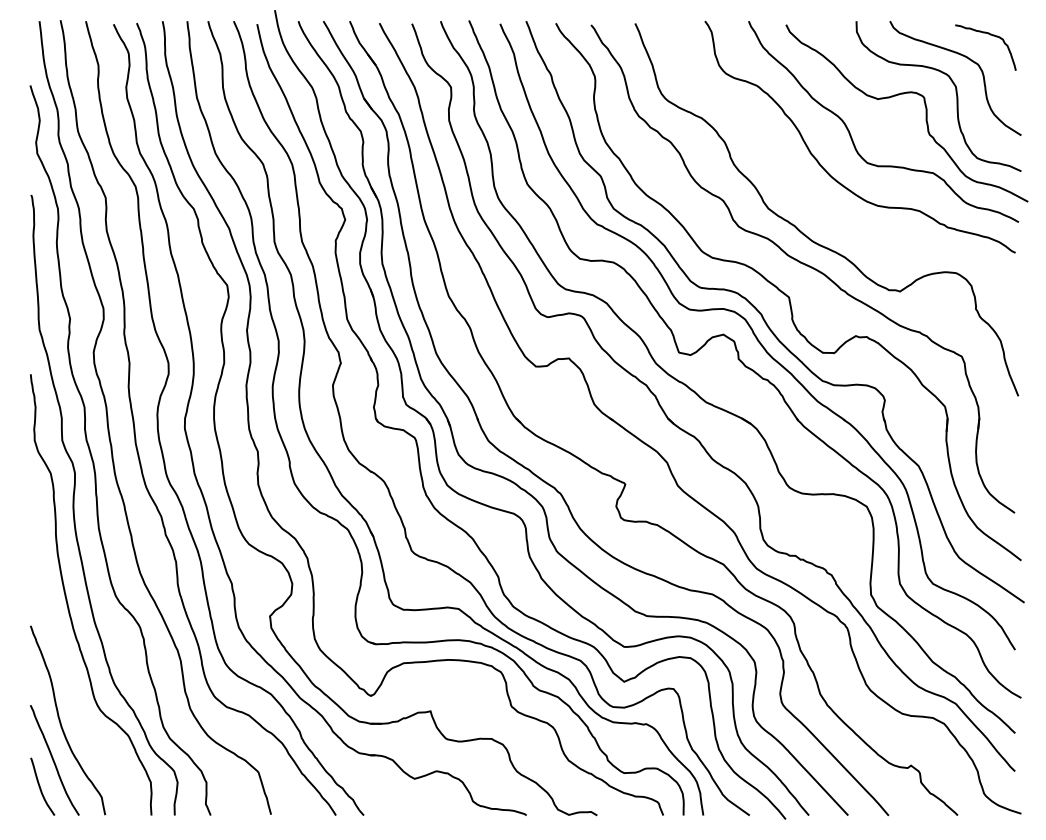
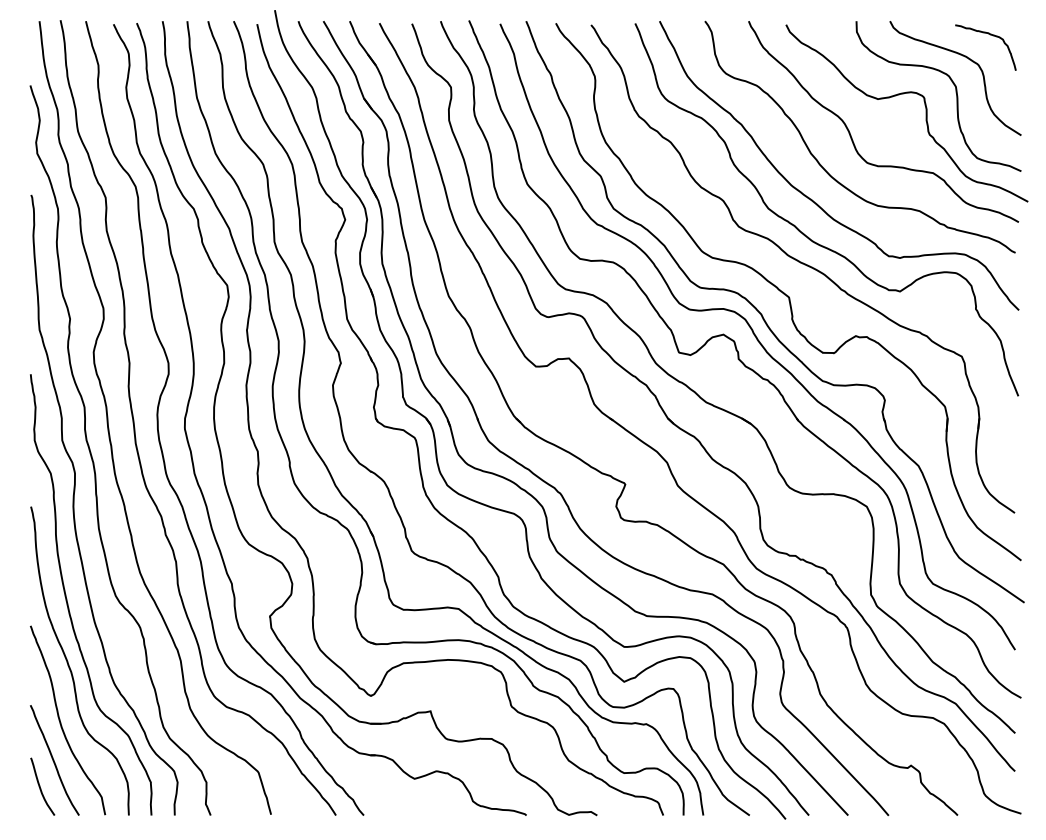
curve: none -> present (811, 198)
curve: none -> present (69, 664)
